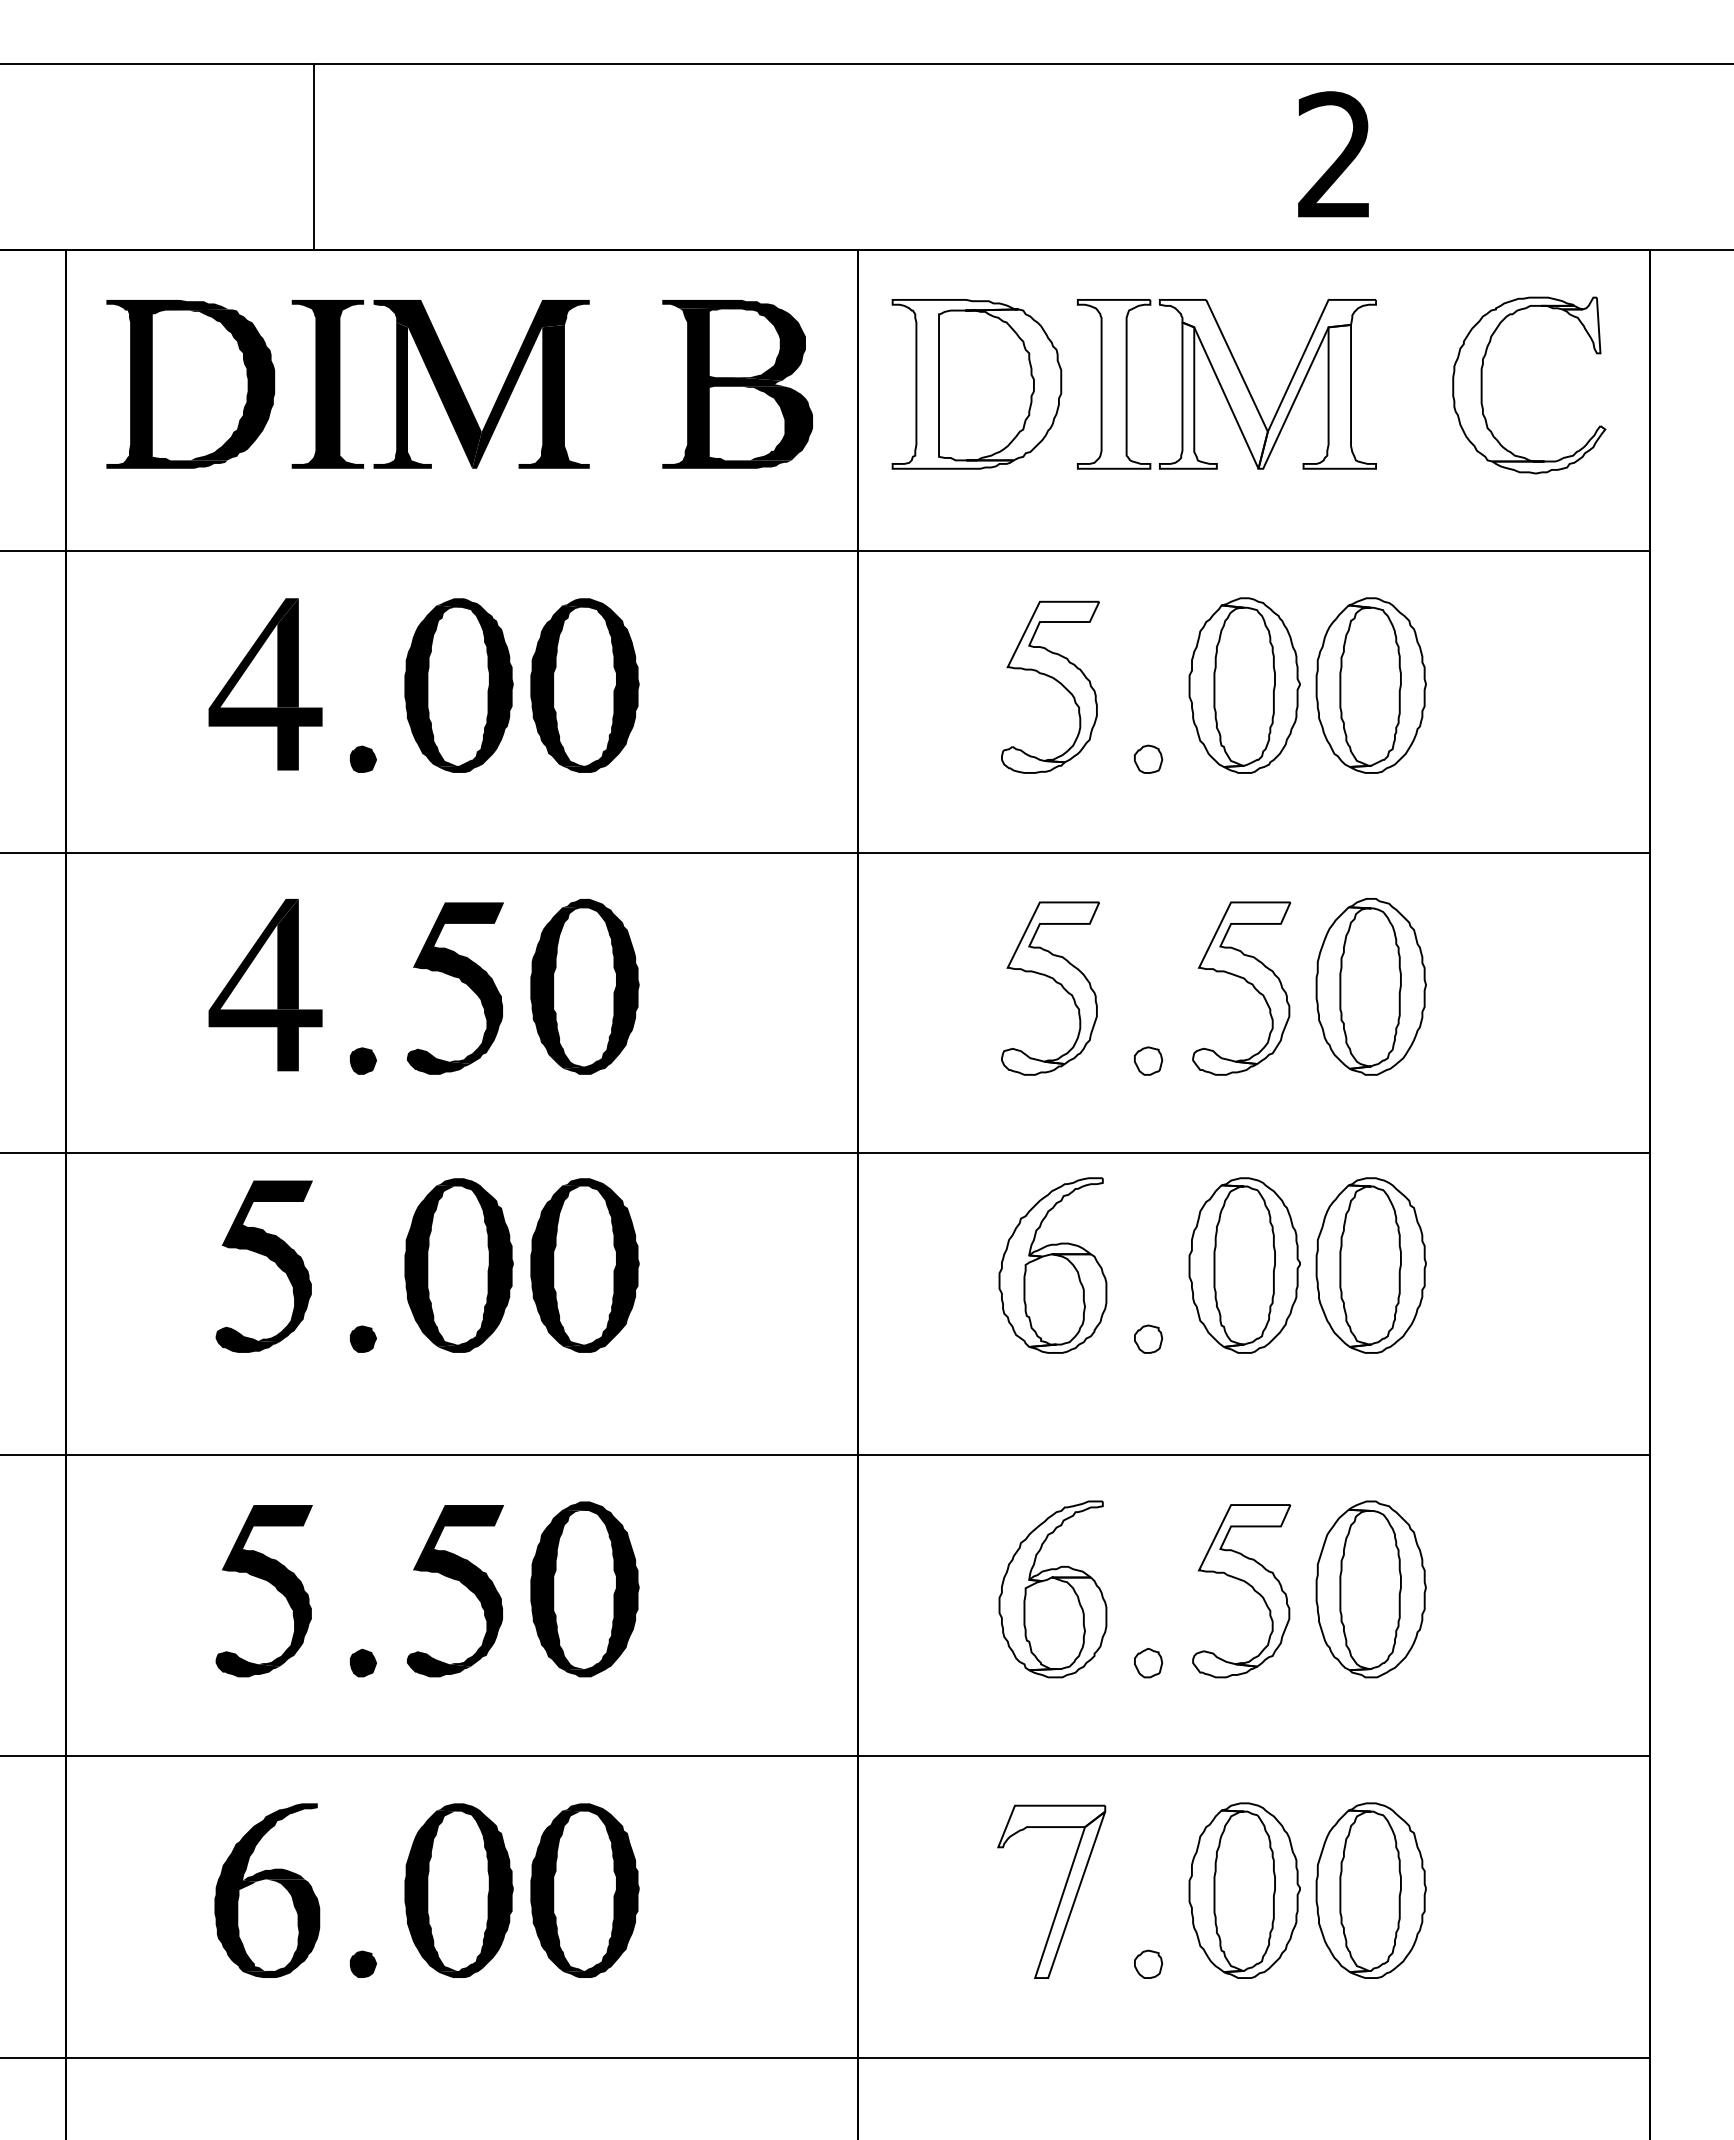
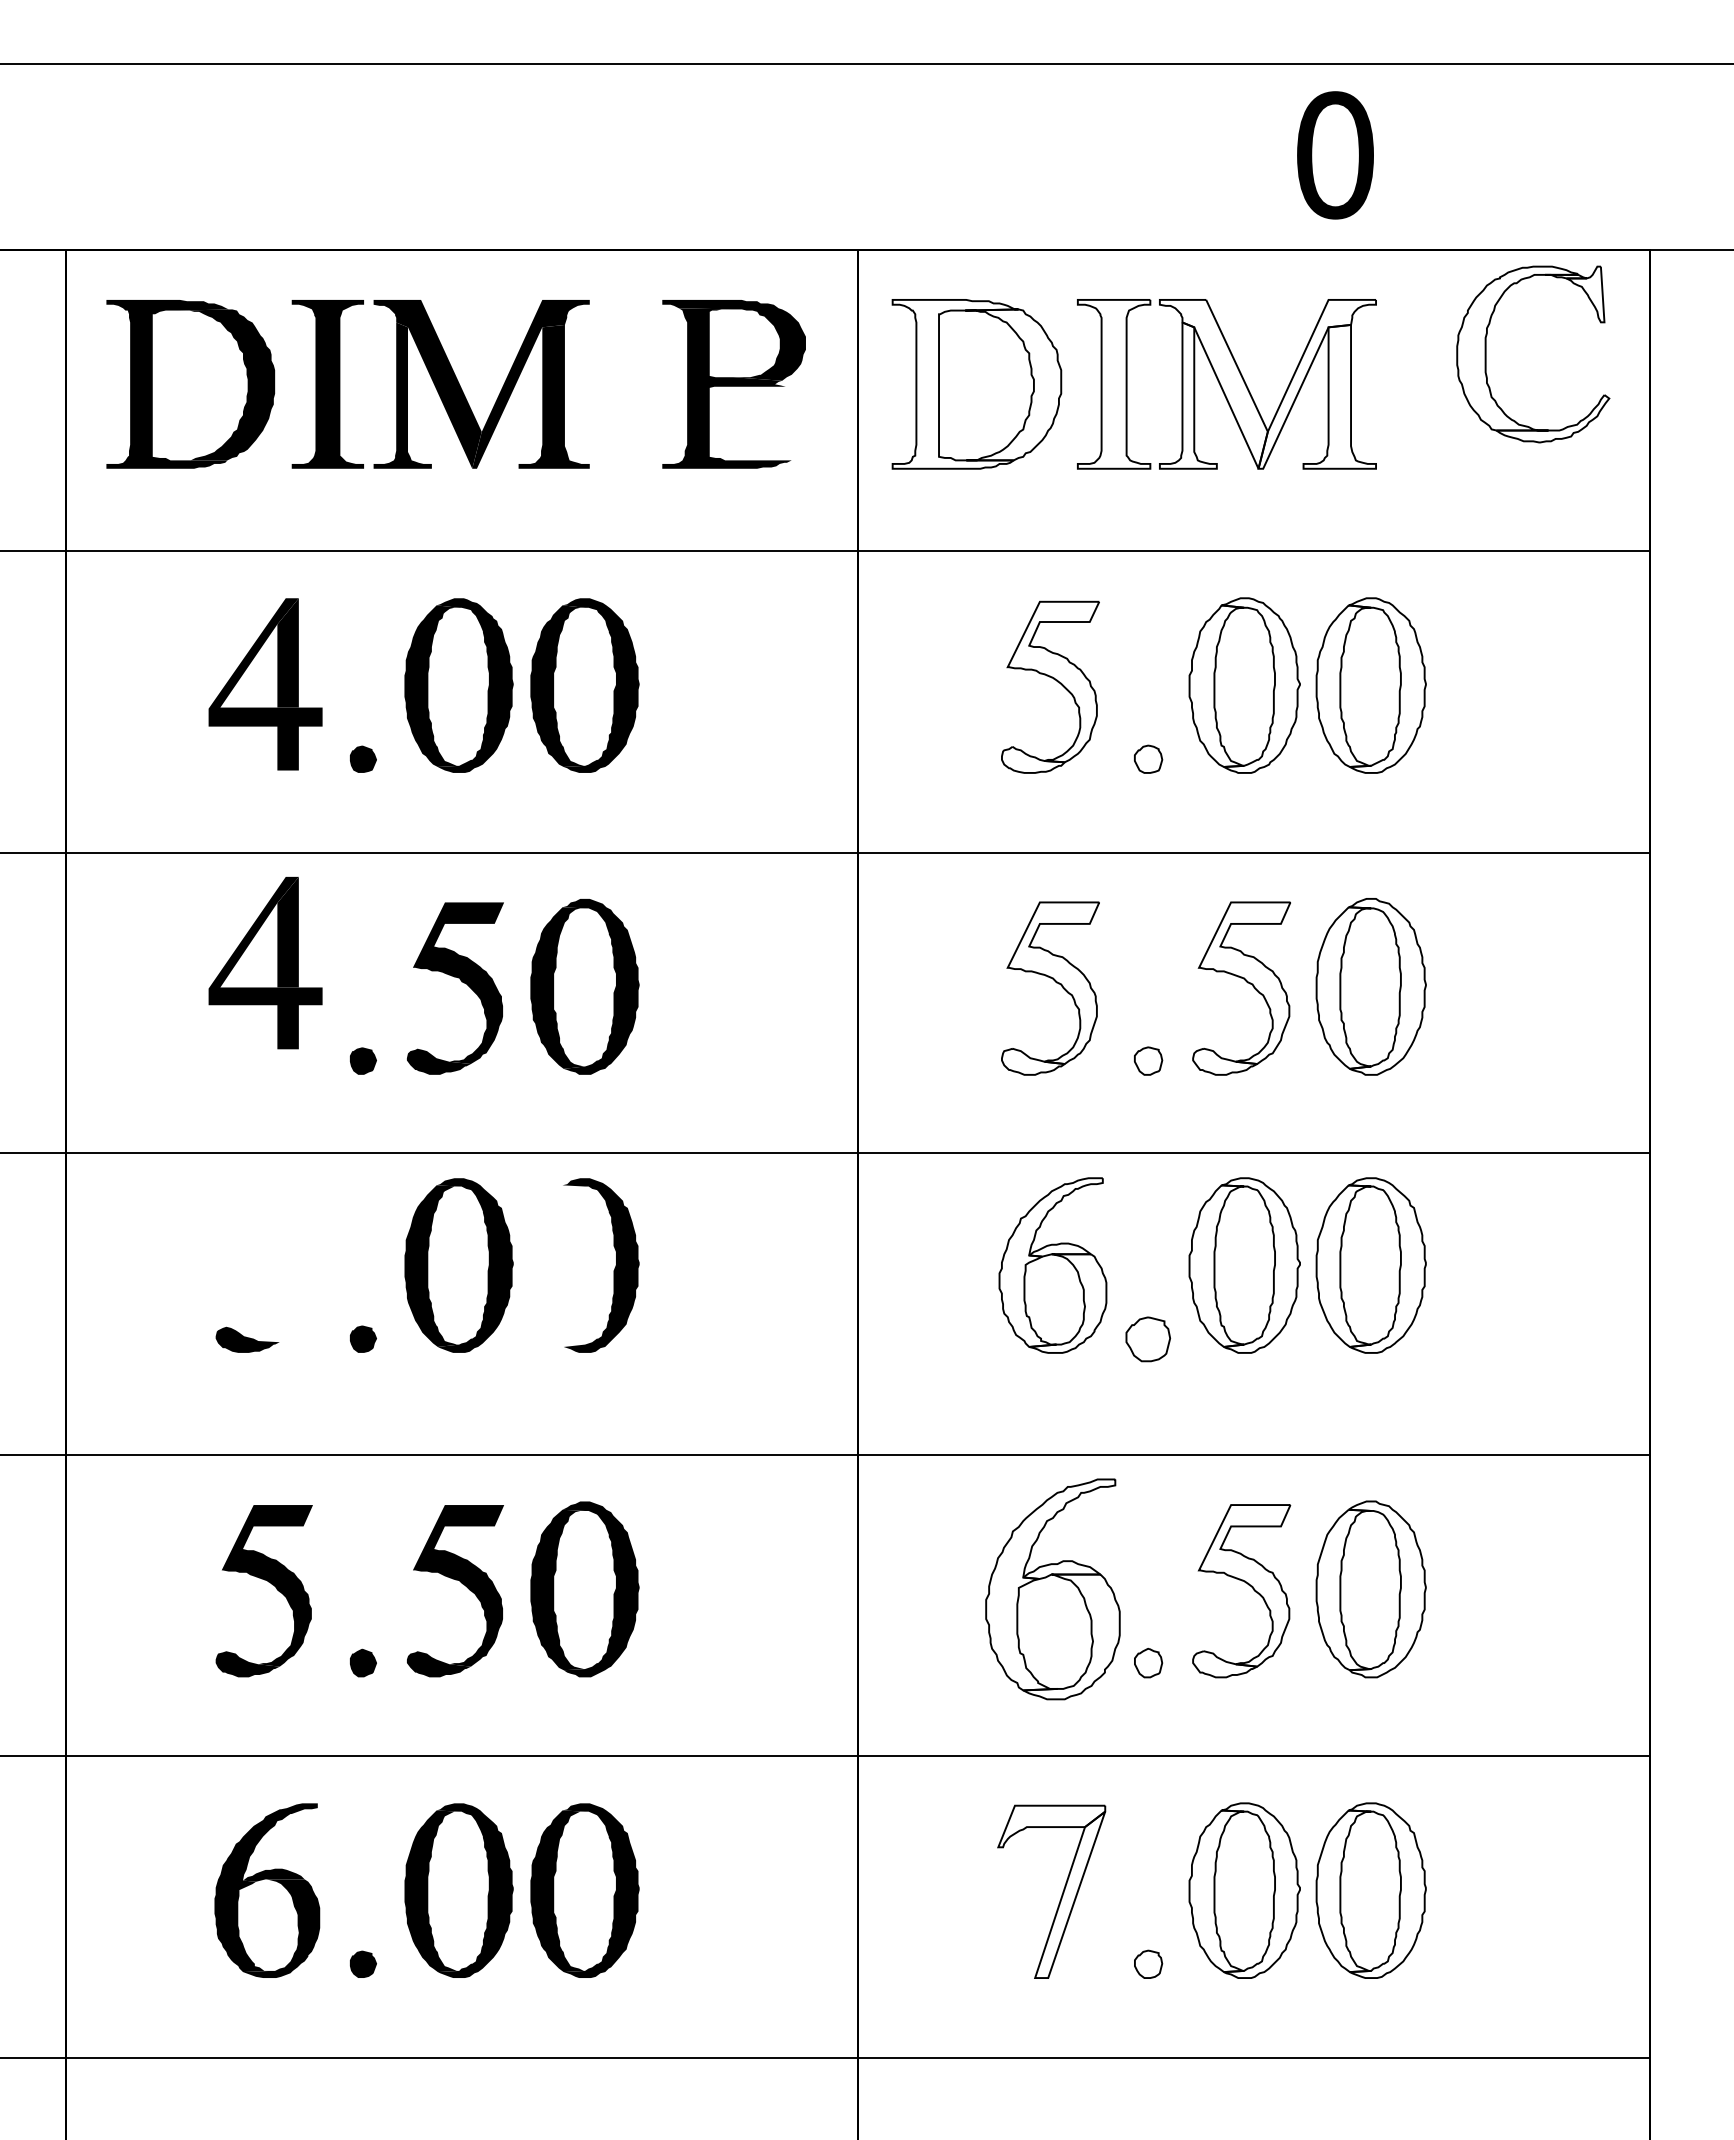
text: 2 -> 0 (1335, 155)
line: present -> none (313, 157)
part position: (1482, 385) -> (1486, 354) (1486, 354)
fill: present -> none (772, 423)
part position: (265, 984) -> (265, 962) (265, 962)
fill: present -> none (267, 1261)
fill: present -> none (557, 1265)
part size: 30x30 px -> 47x47 px (1148, 1339)
part size: 110x179 px -> 136x223 px (1052, 1589)
